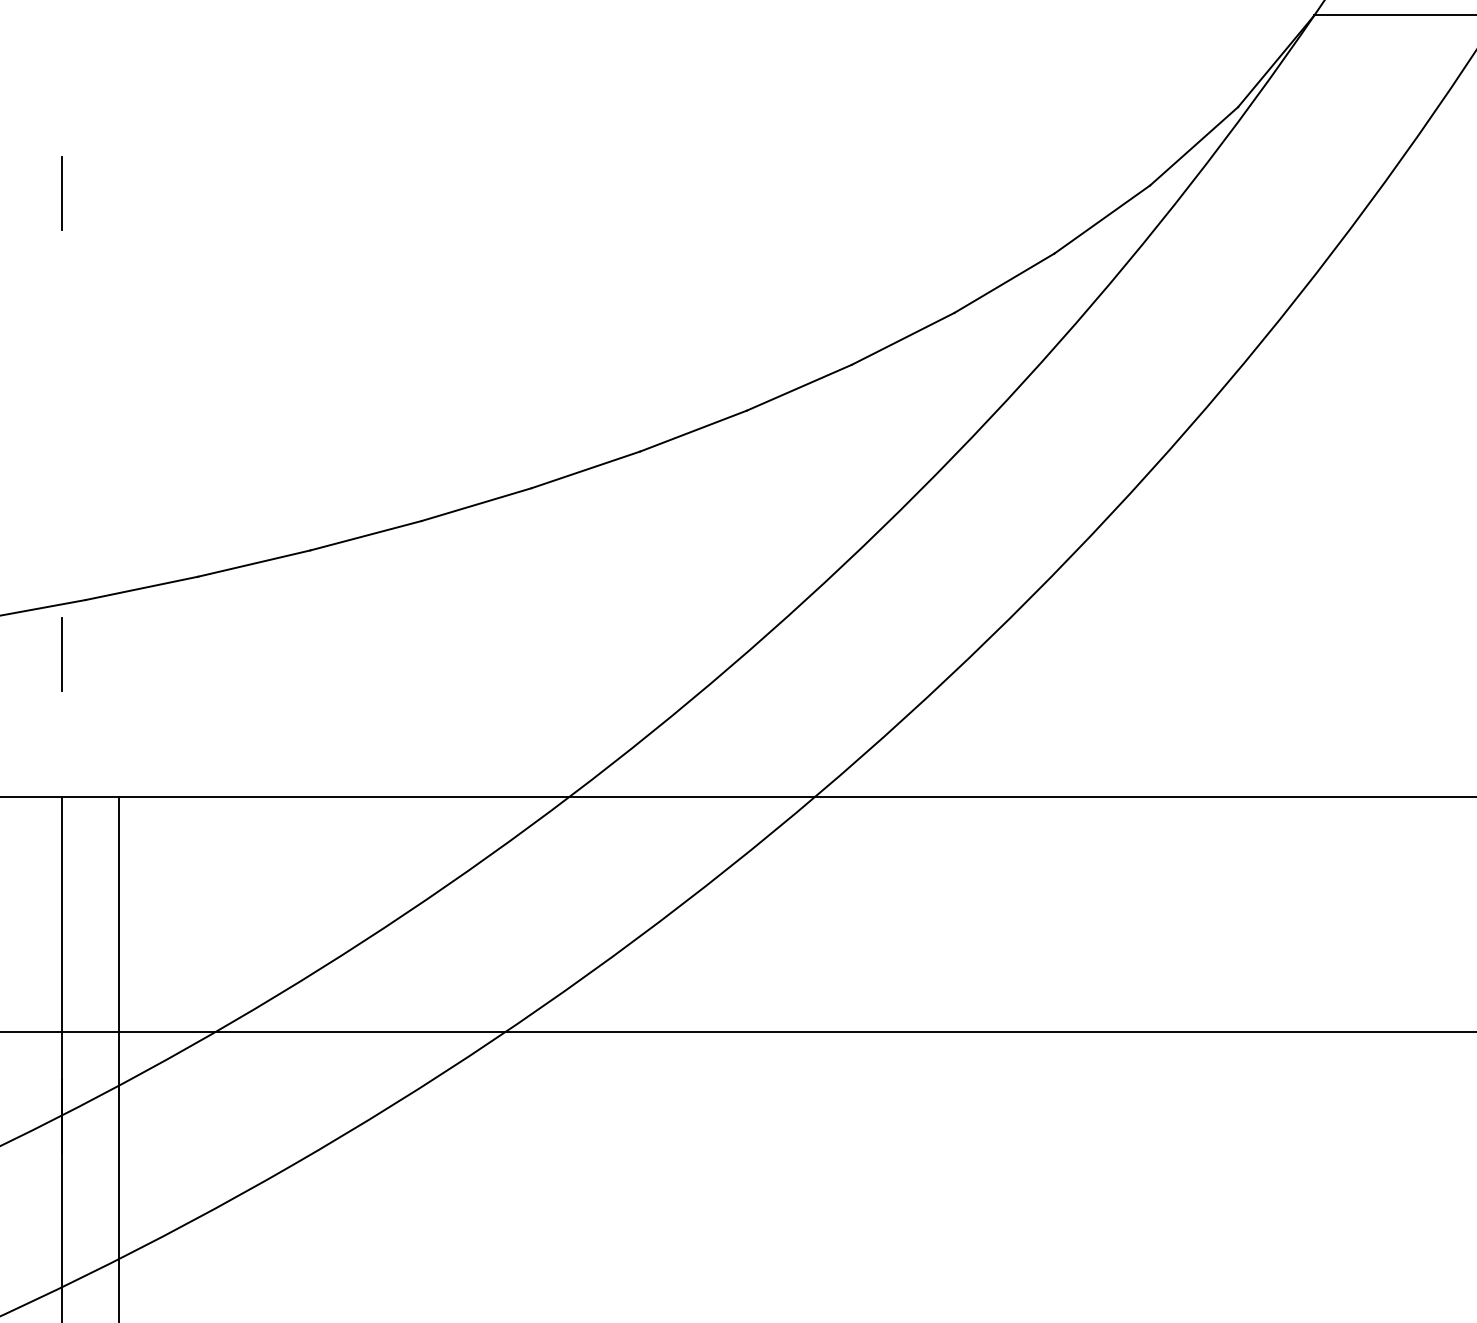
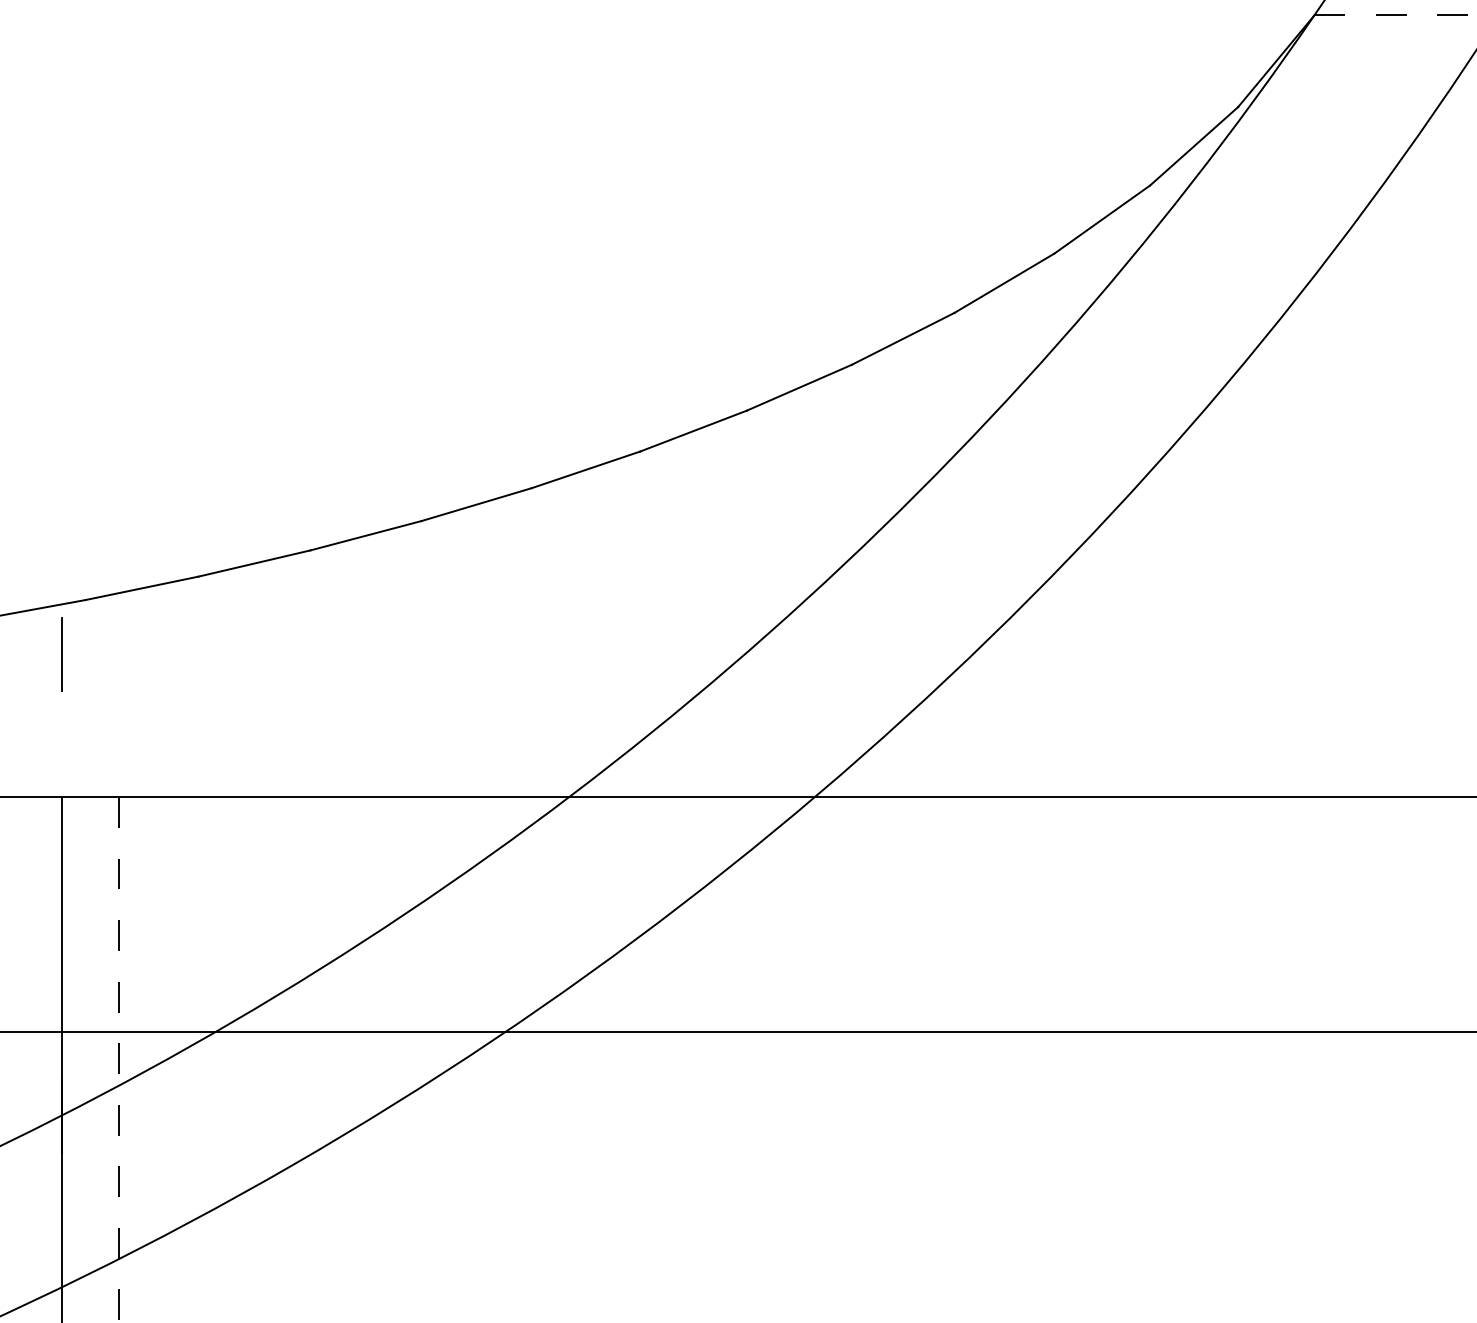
line: solid -> dashed (1396, 15)
line: present -> none (61, 192)
line: solid -> dashed (119, 1060)
